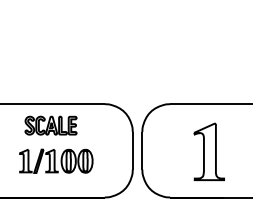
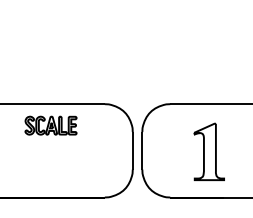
part: present -> none (56, 160)
